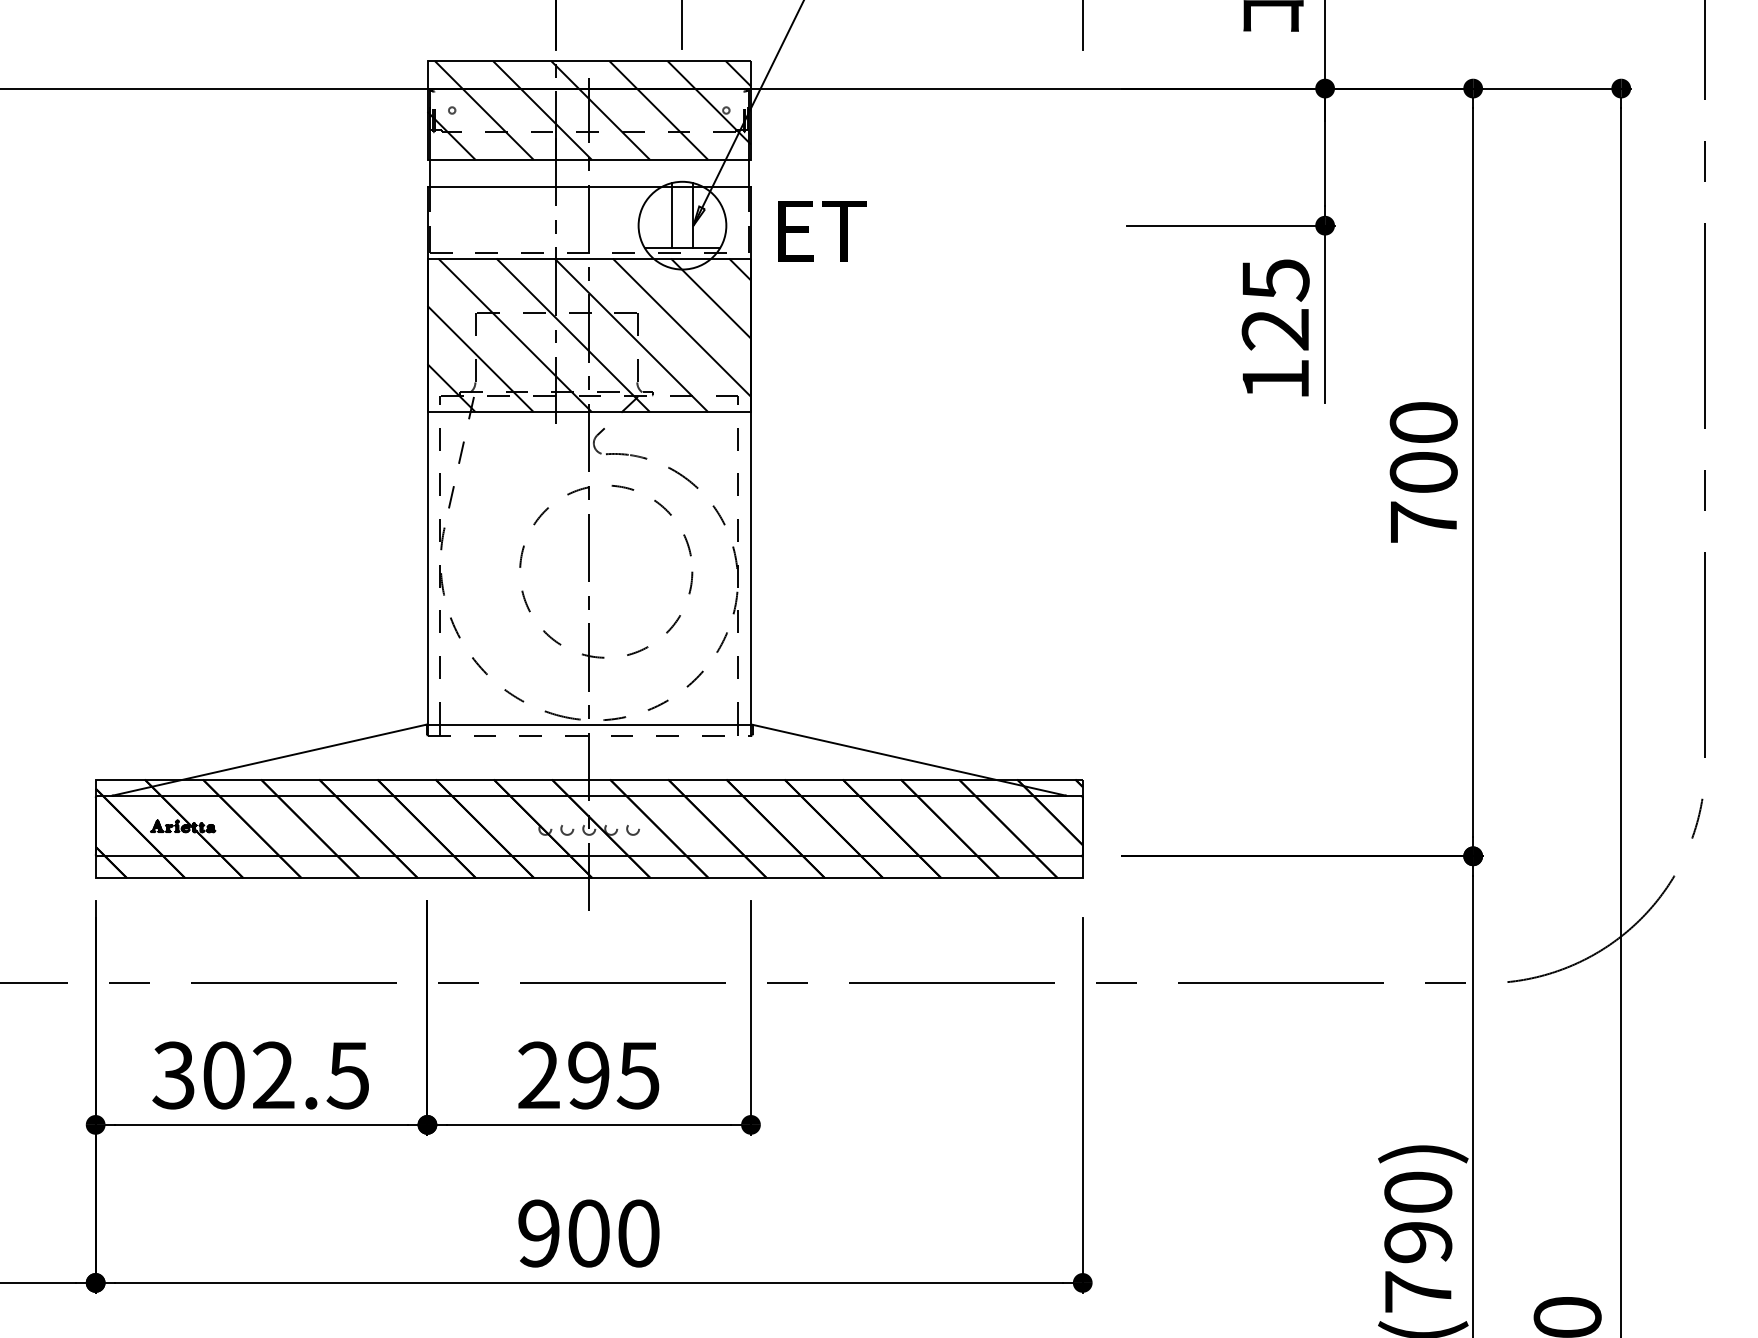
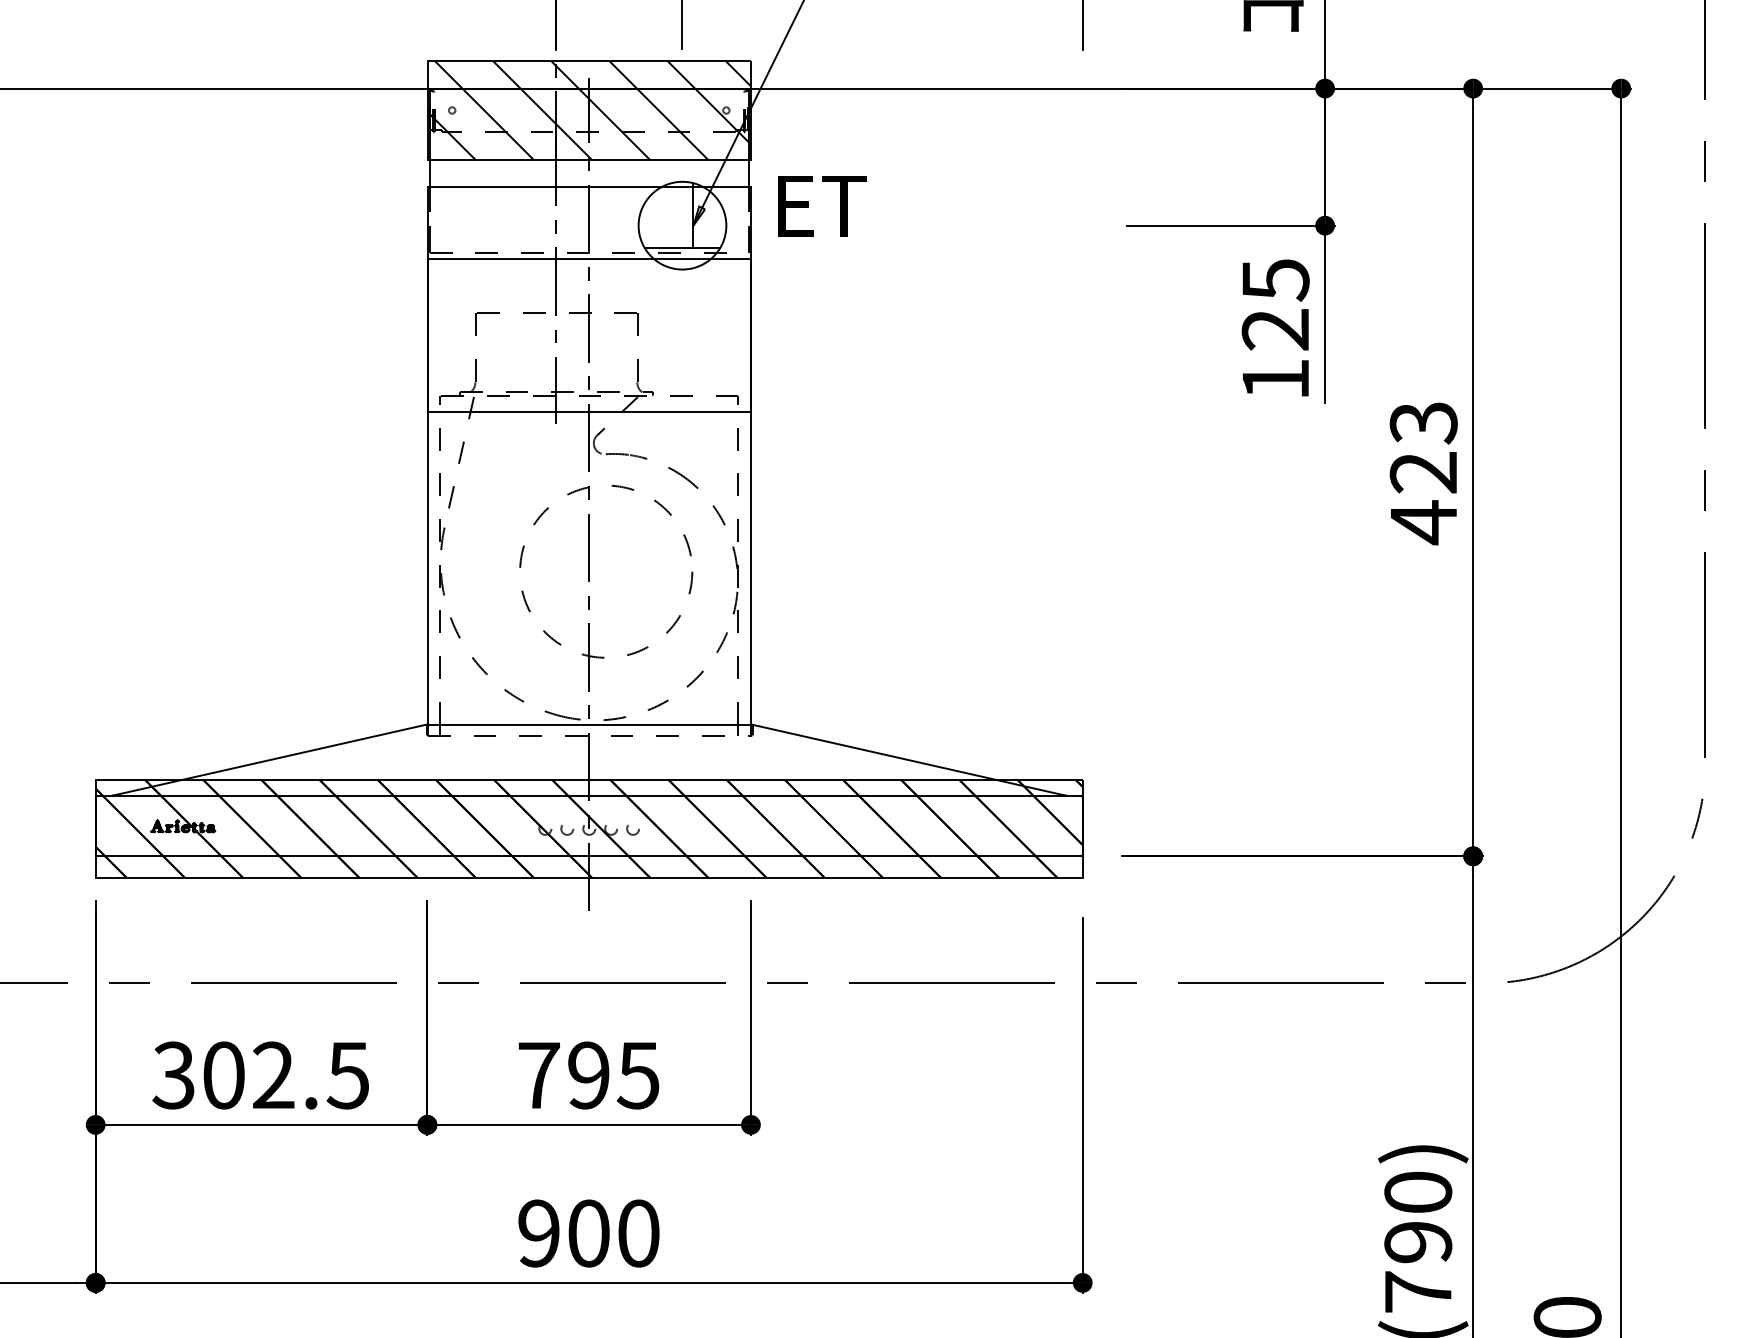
line: present -> none (671, 215)
text position: (822, 231) -> (822, 206) (822, 206)
hatch: present -> none (589, 335)
text: 700 -> 423 (1423, 473)
text: 295 -> 795 (538, 1074)
